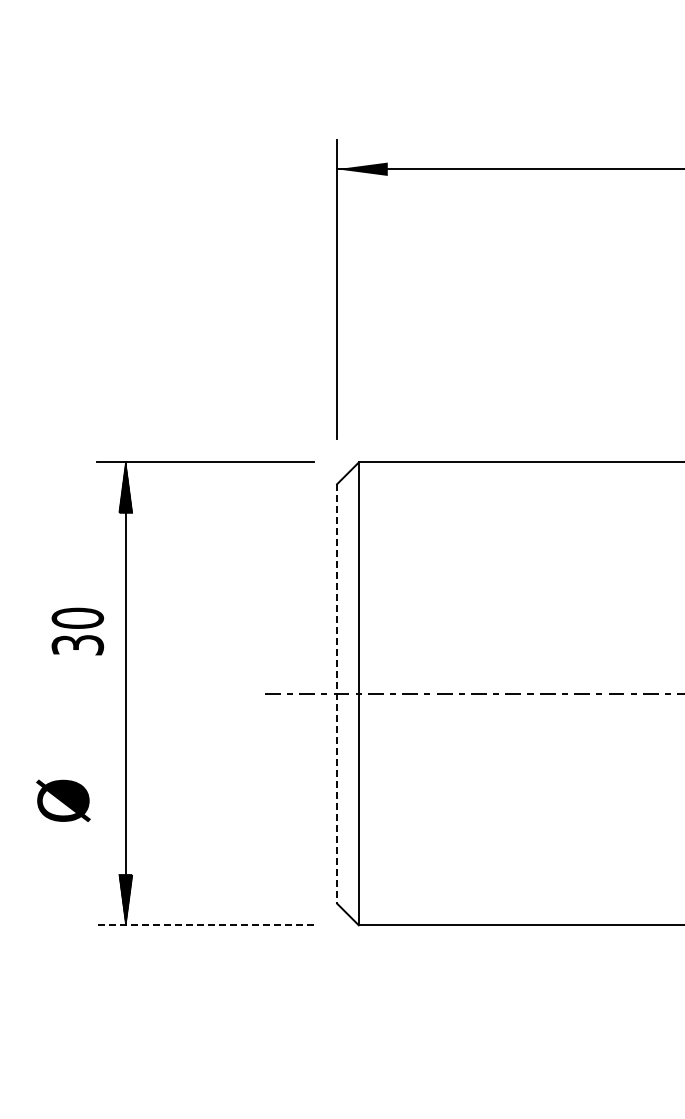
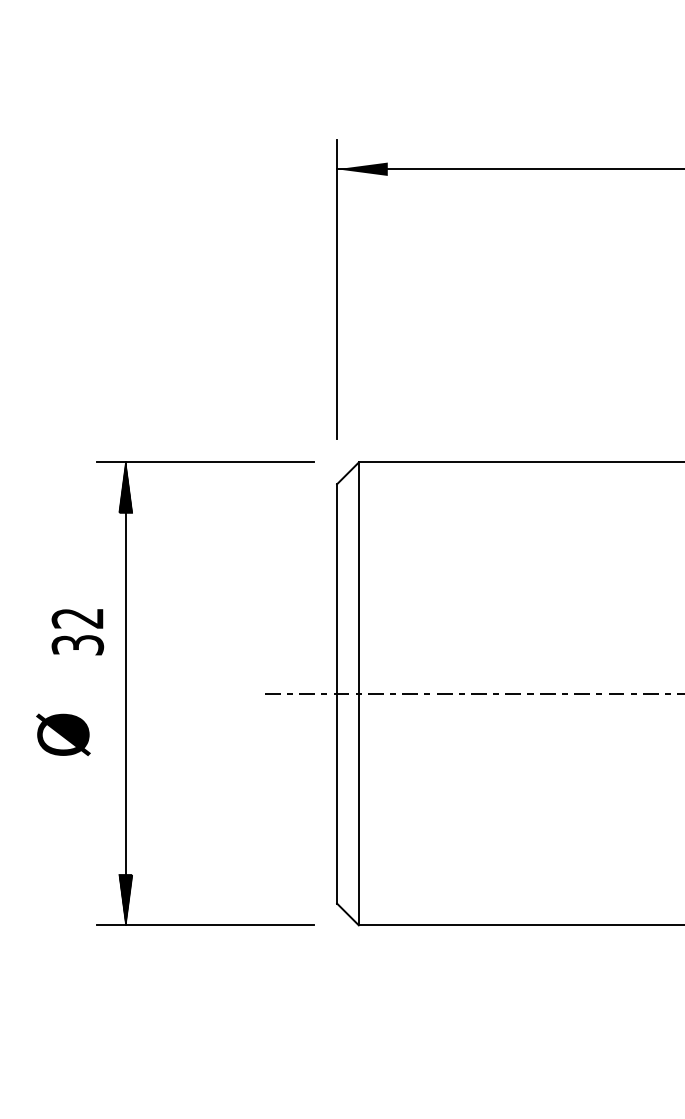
text: 30 -> 32 (77, 617)
line: dashed -> solid (337, 693)
text position: (63, 800) -> (63, 734) (63, 734)
line: dashed -> solid (205, 925)
